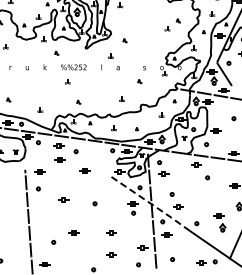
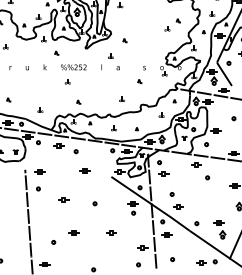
part: present -> none (59, 159)
line: dashed -> solid (150, 203)
part position: (219, 222) -> (219, 229) (219, 229)
part: present -> none (111, 254)
